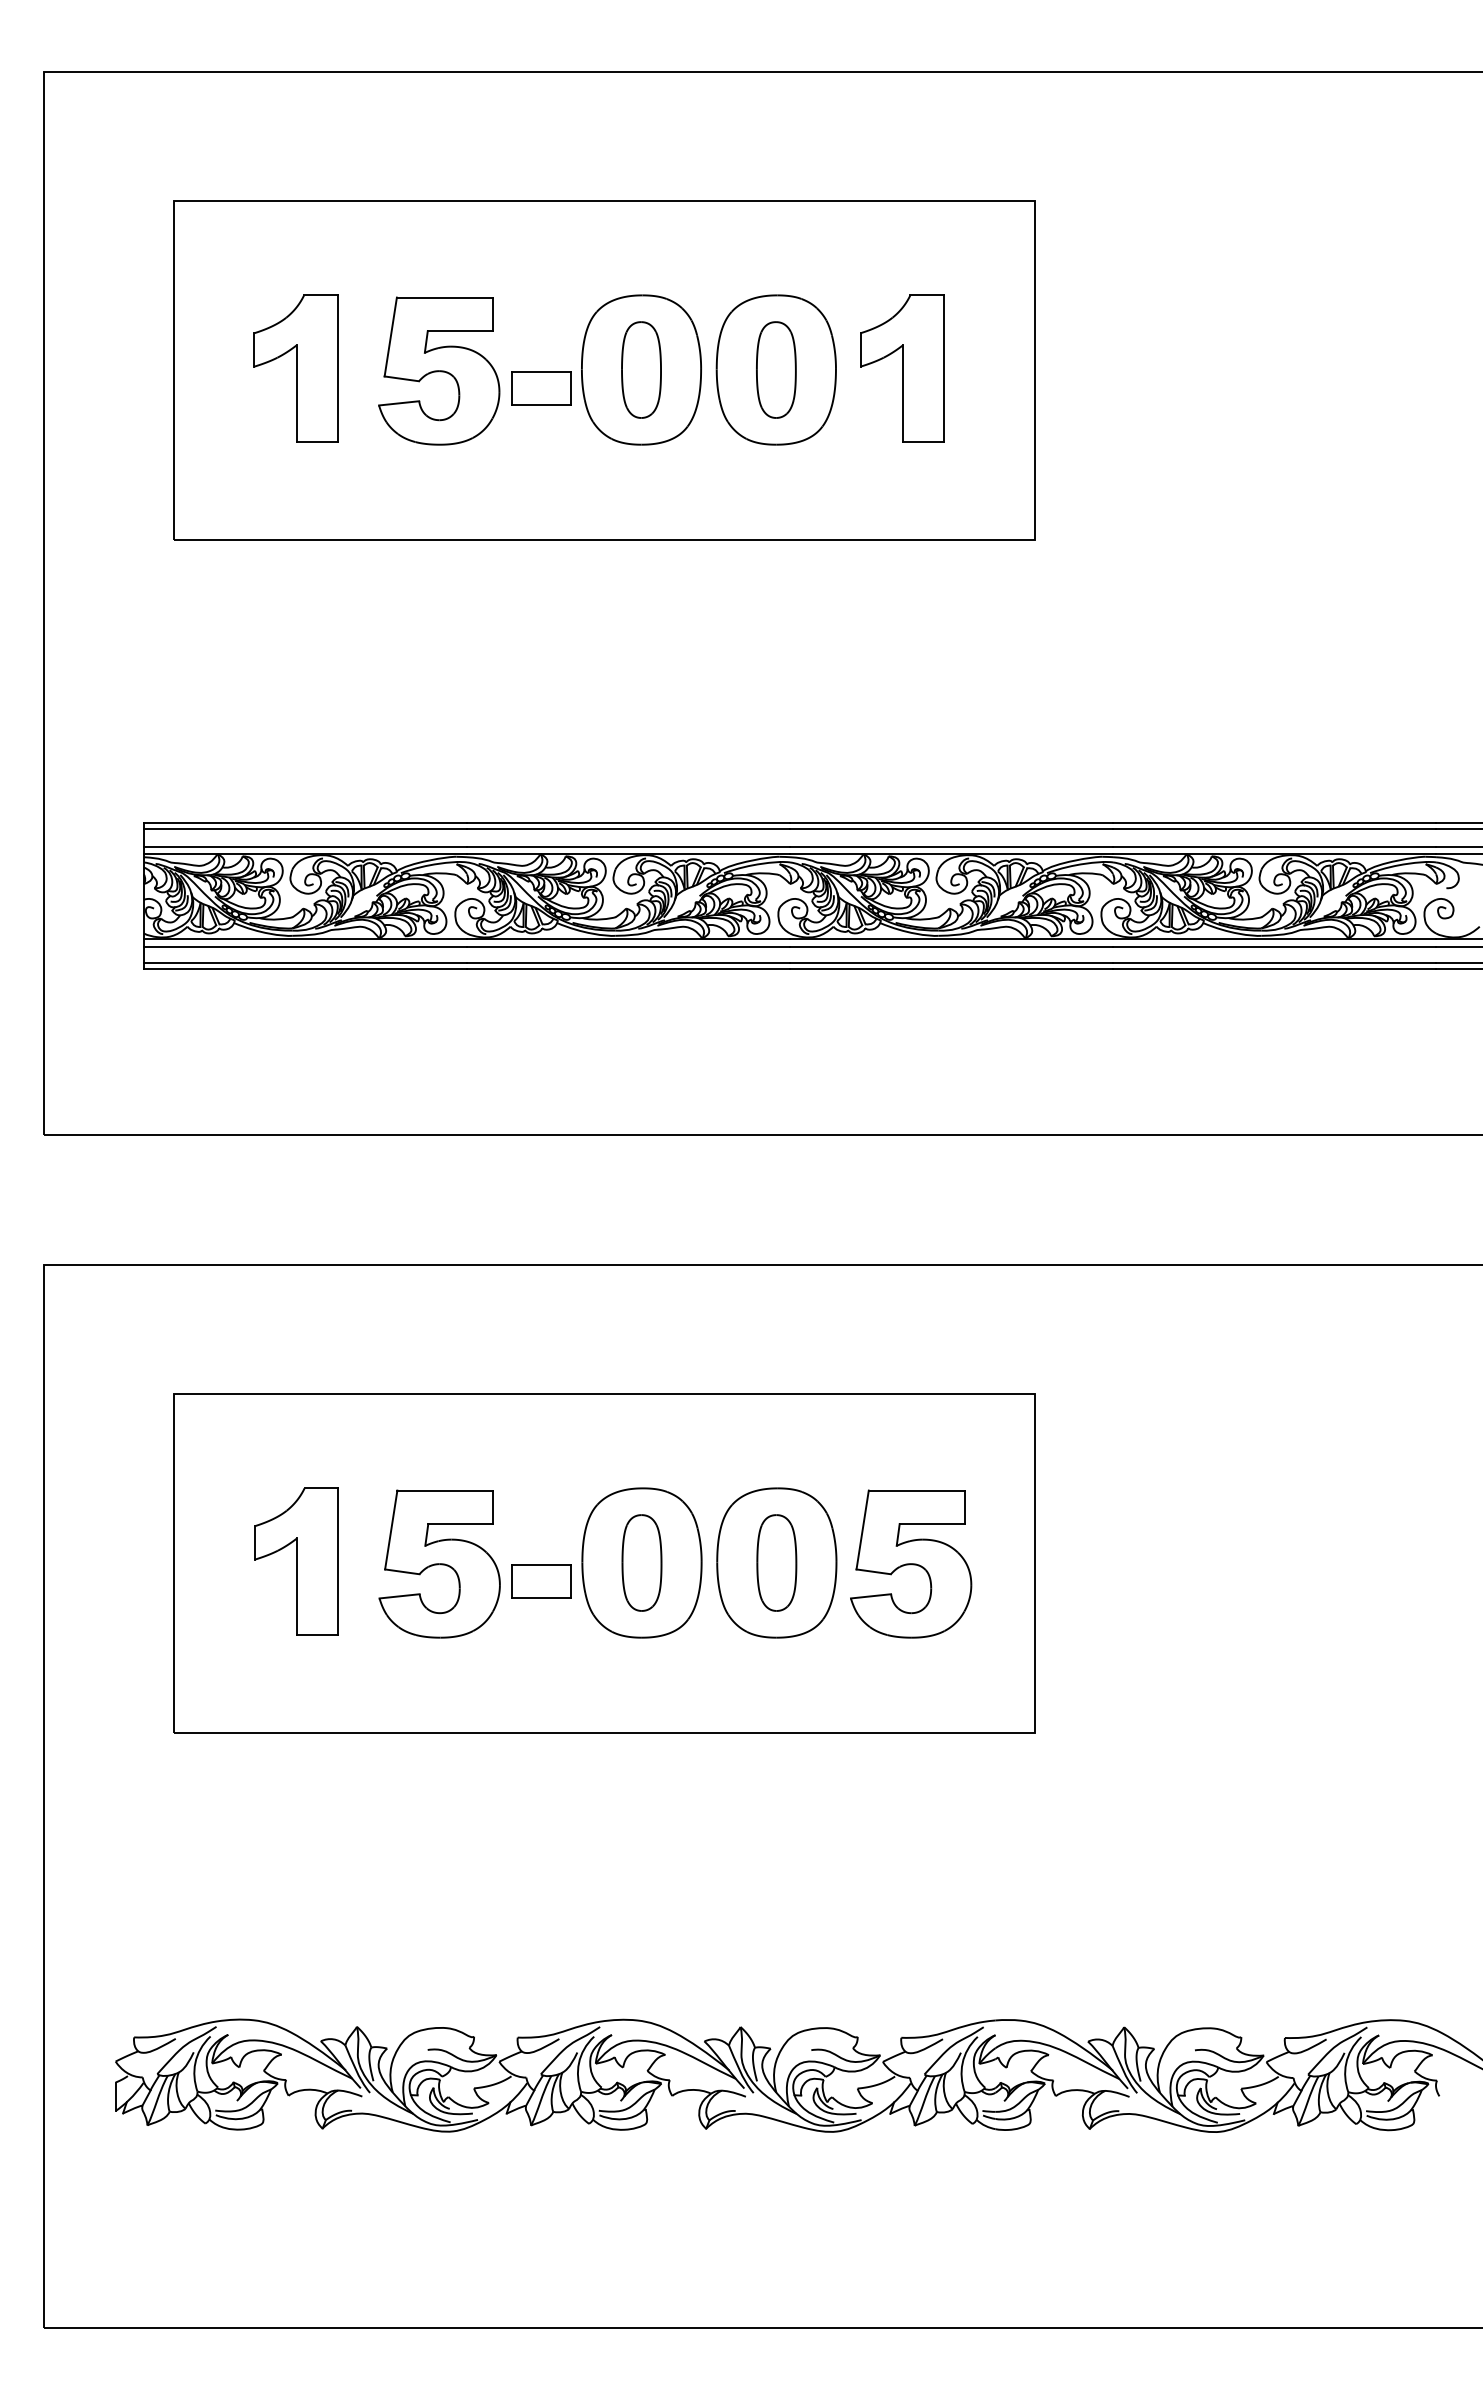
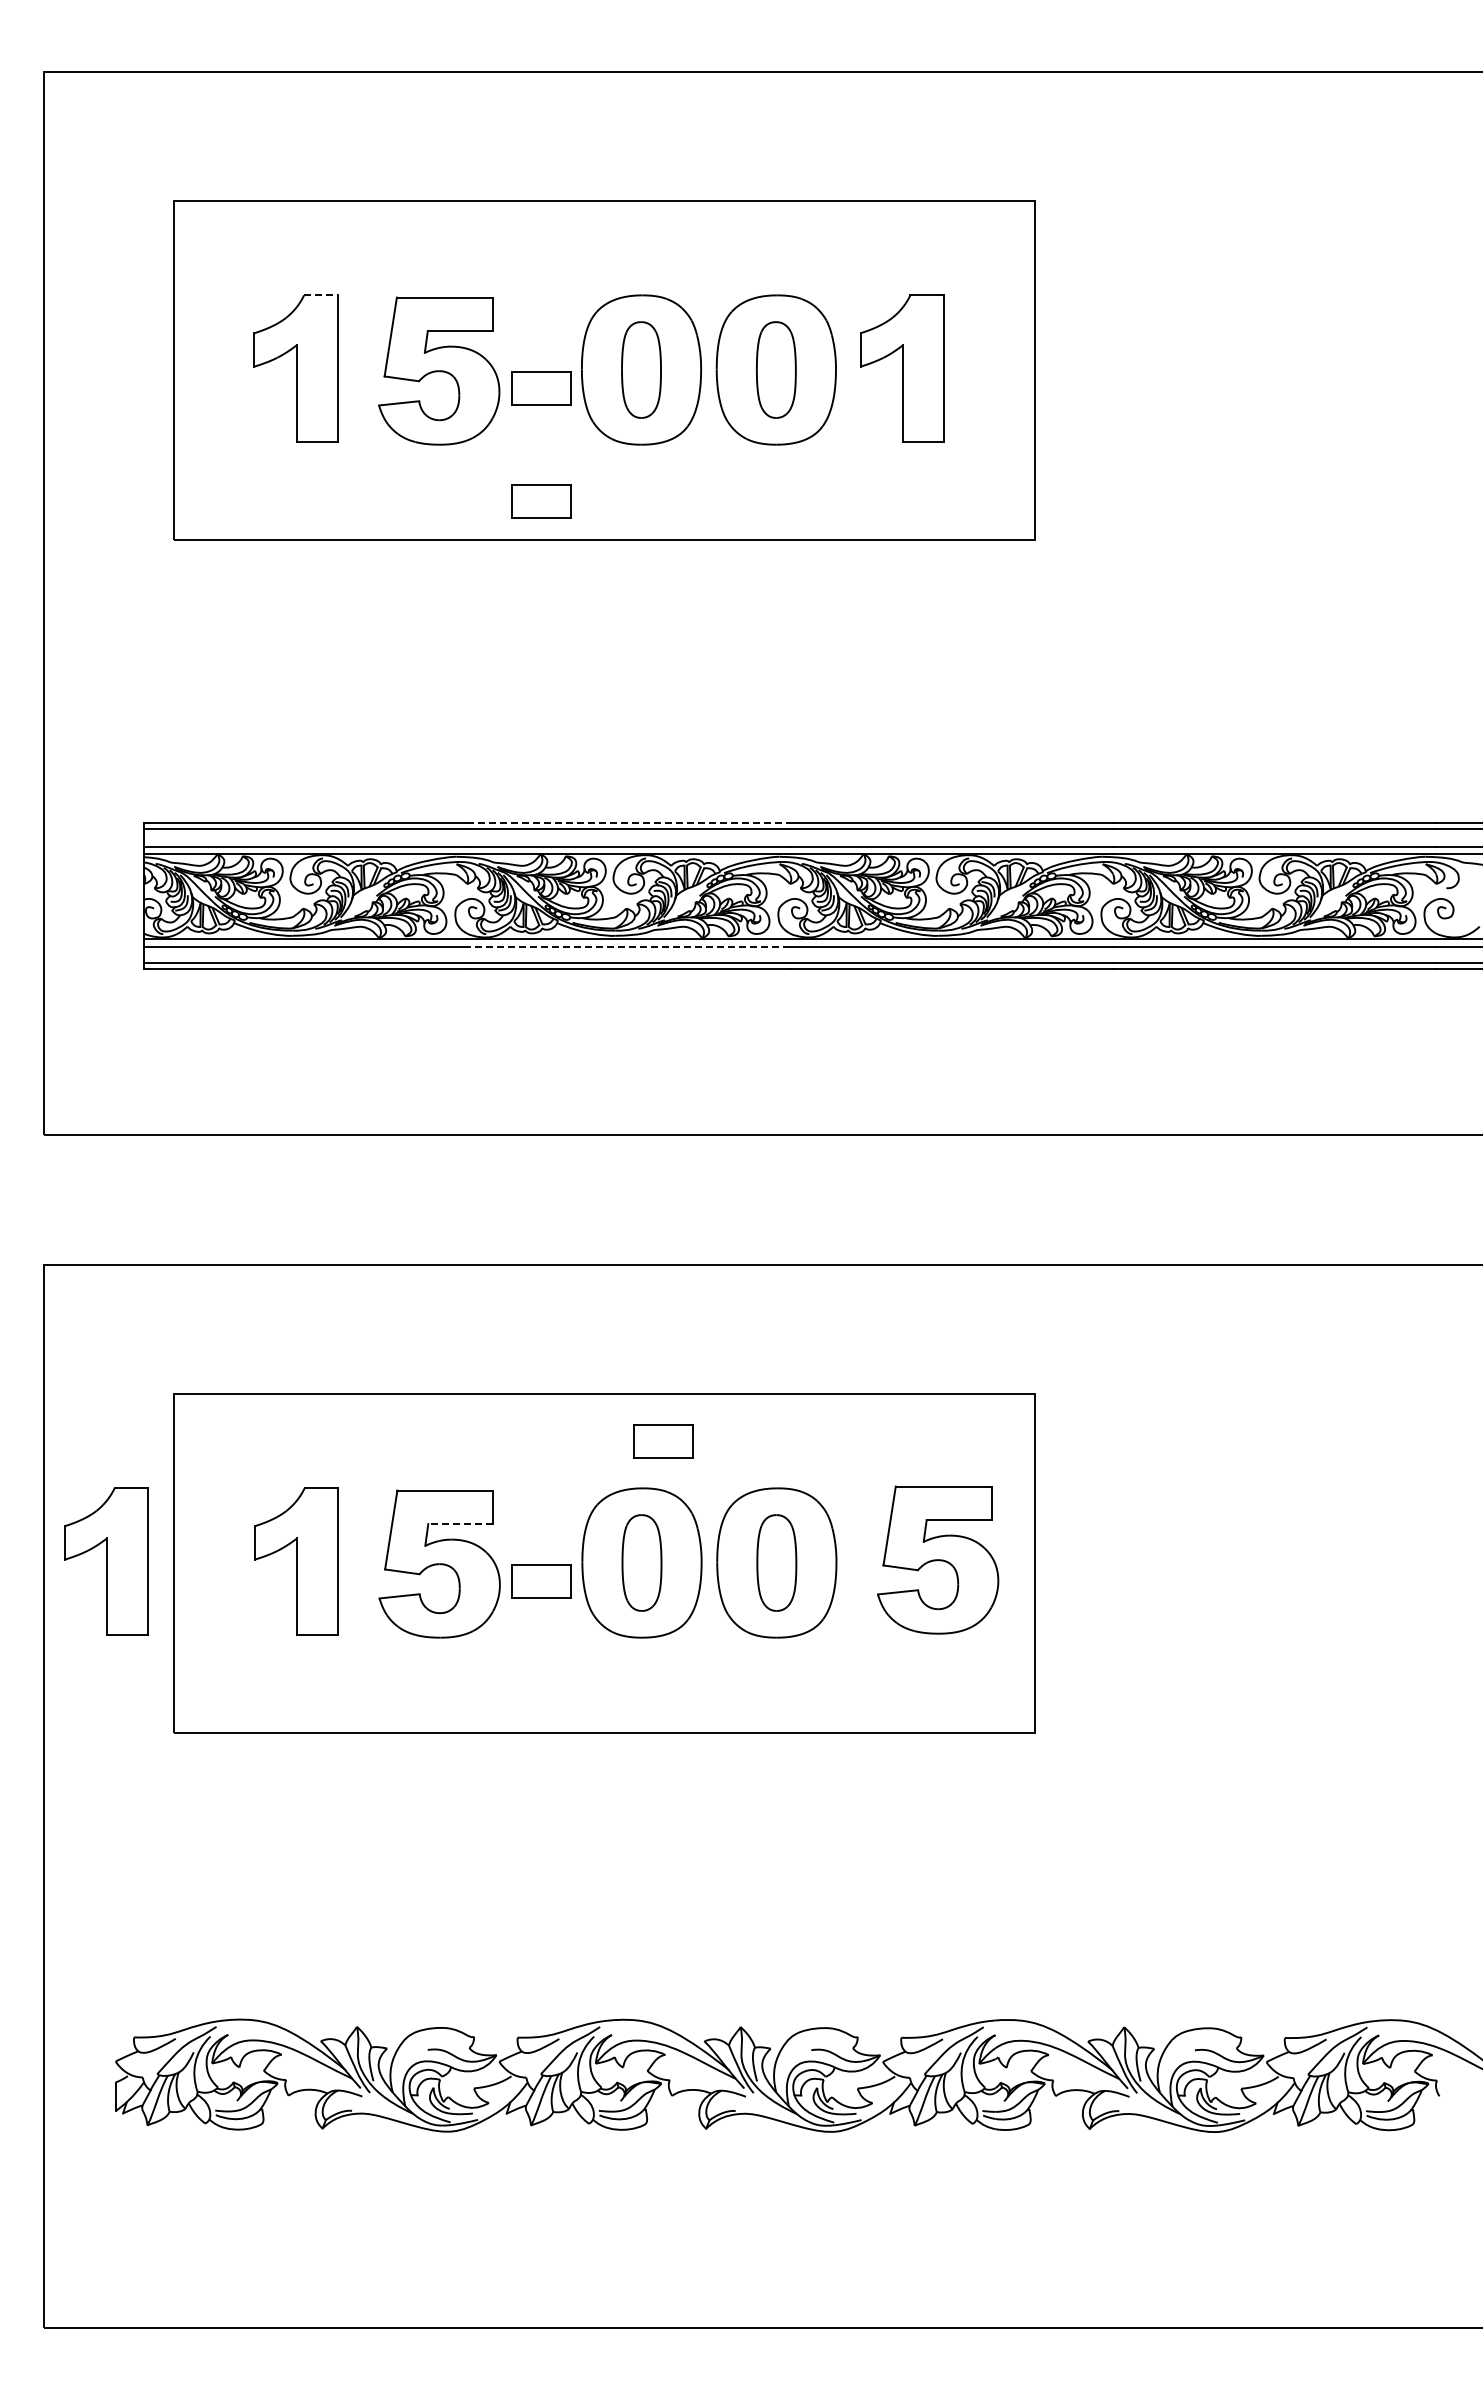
line: solid -> dashed (320, 295)
part: none -> present (541, 501)
line: solid -> dashed (628, 823)
line: solid -> dashed (628, 946)
part: none -> present (663, 1441)
line: solid -> dashed (460, 1524)
part: none -> present (106, 1561)
part position: (911, 1563) -> (938, 1559) (938, 1559)
